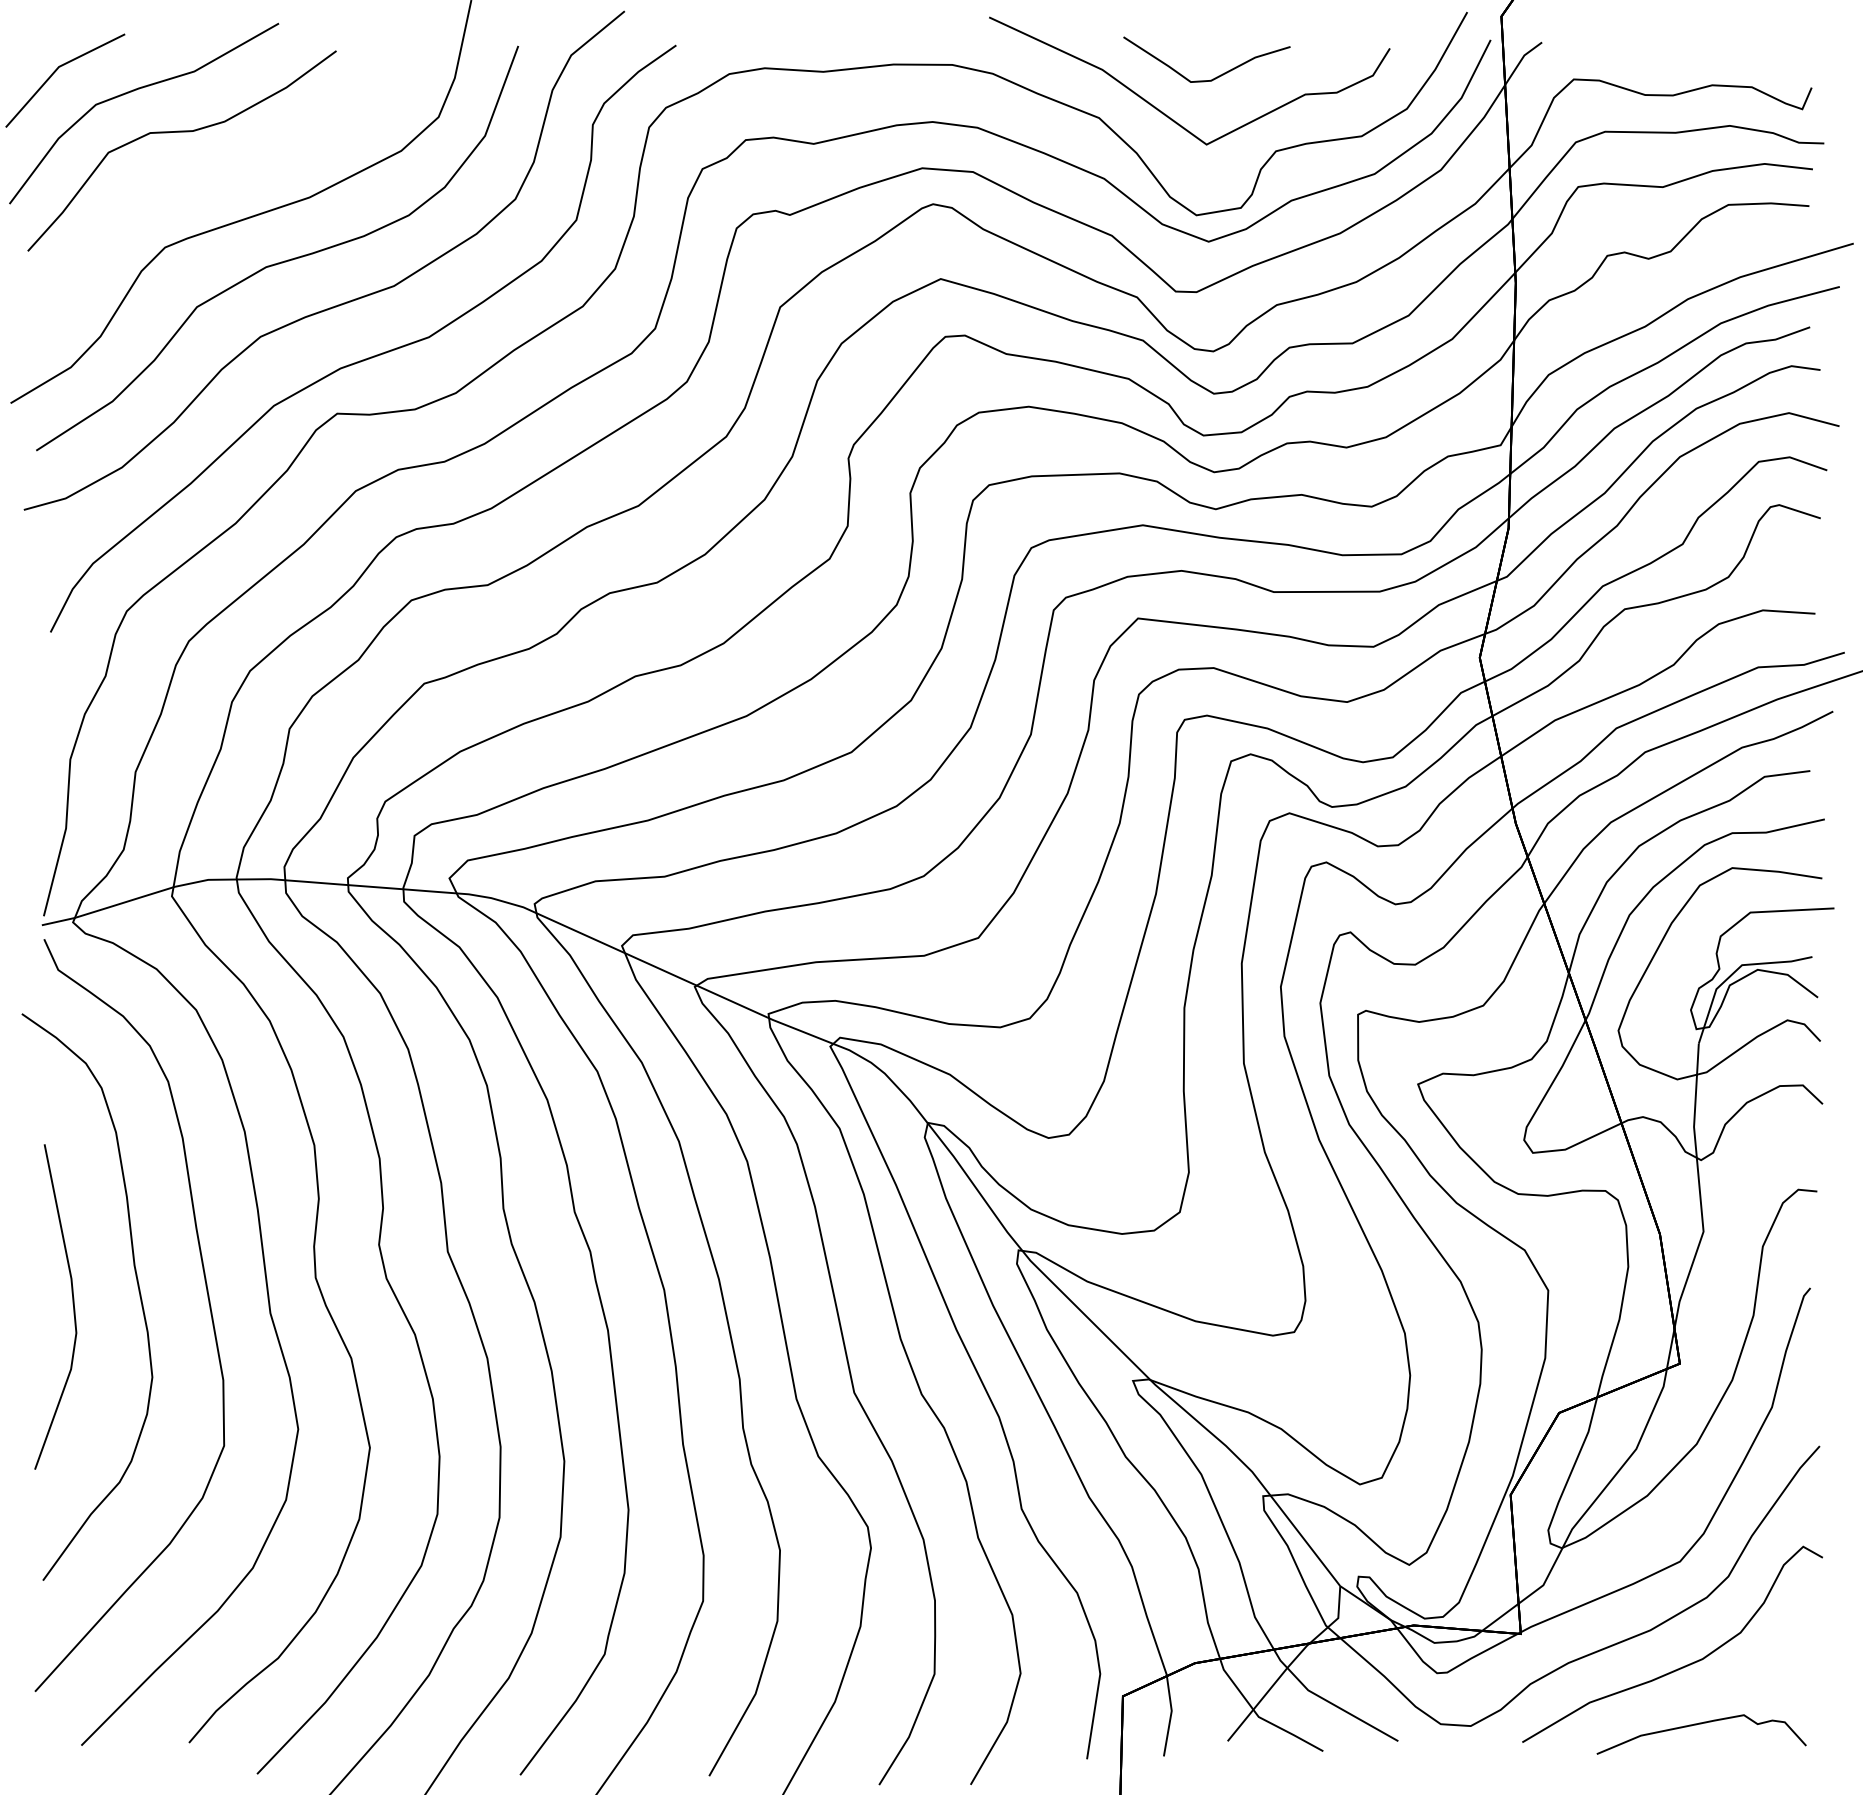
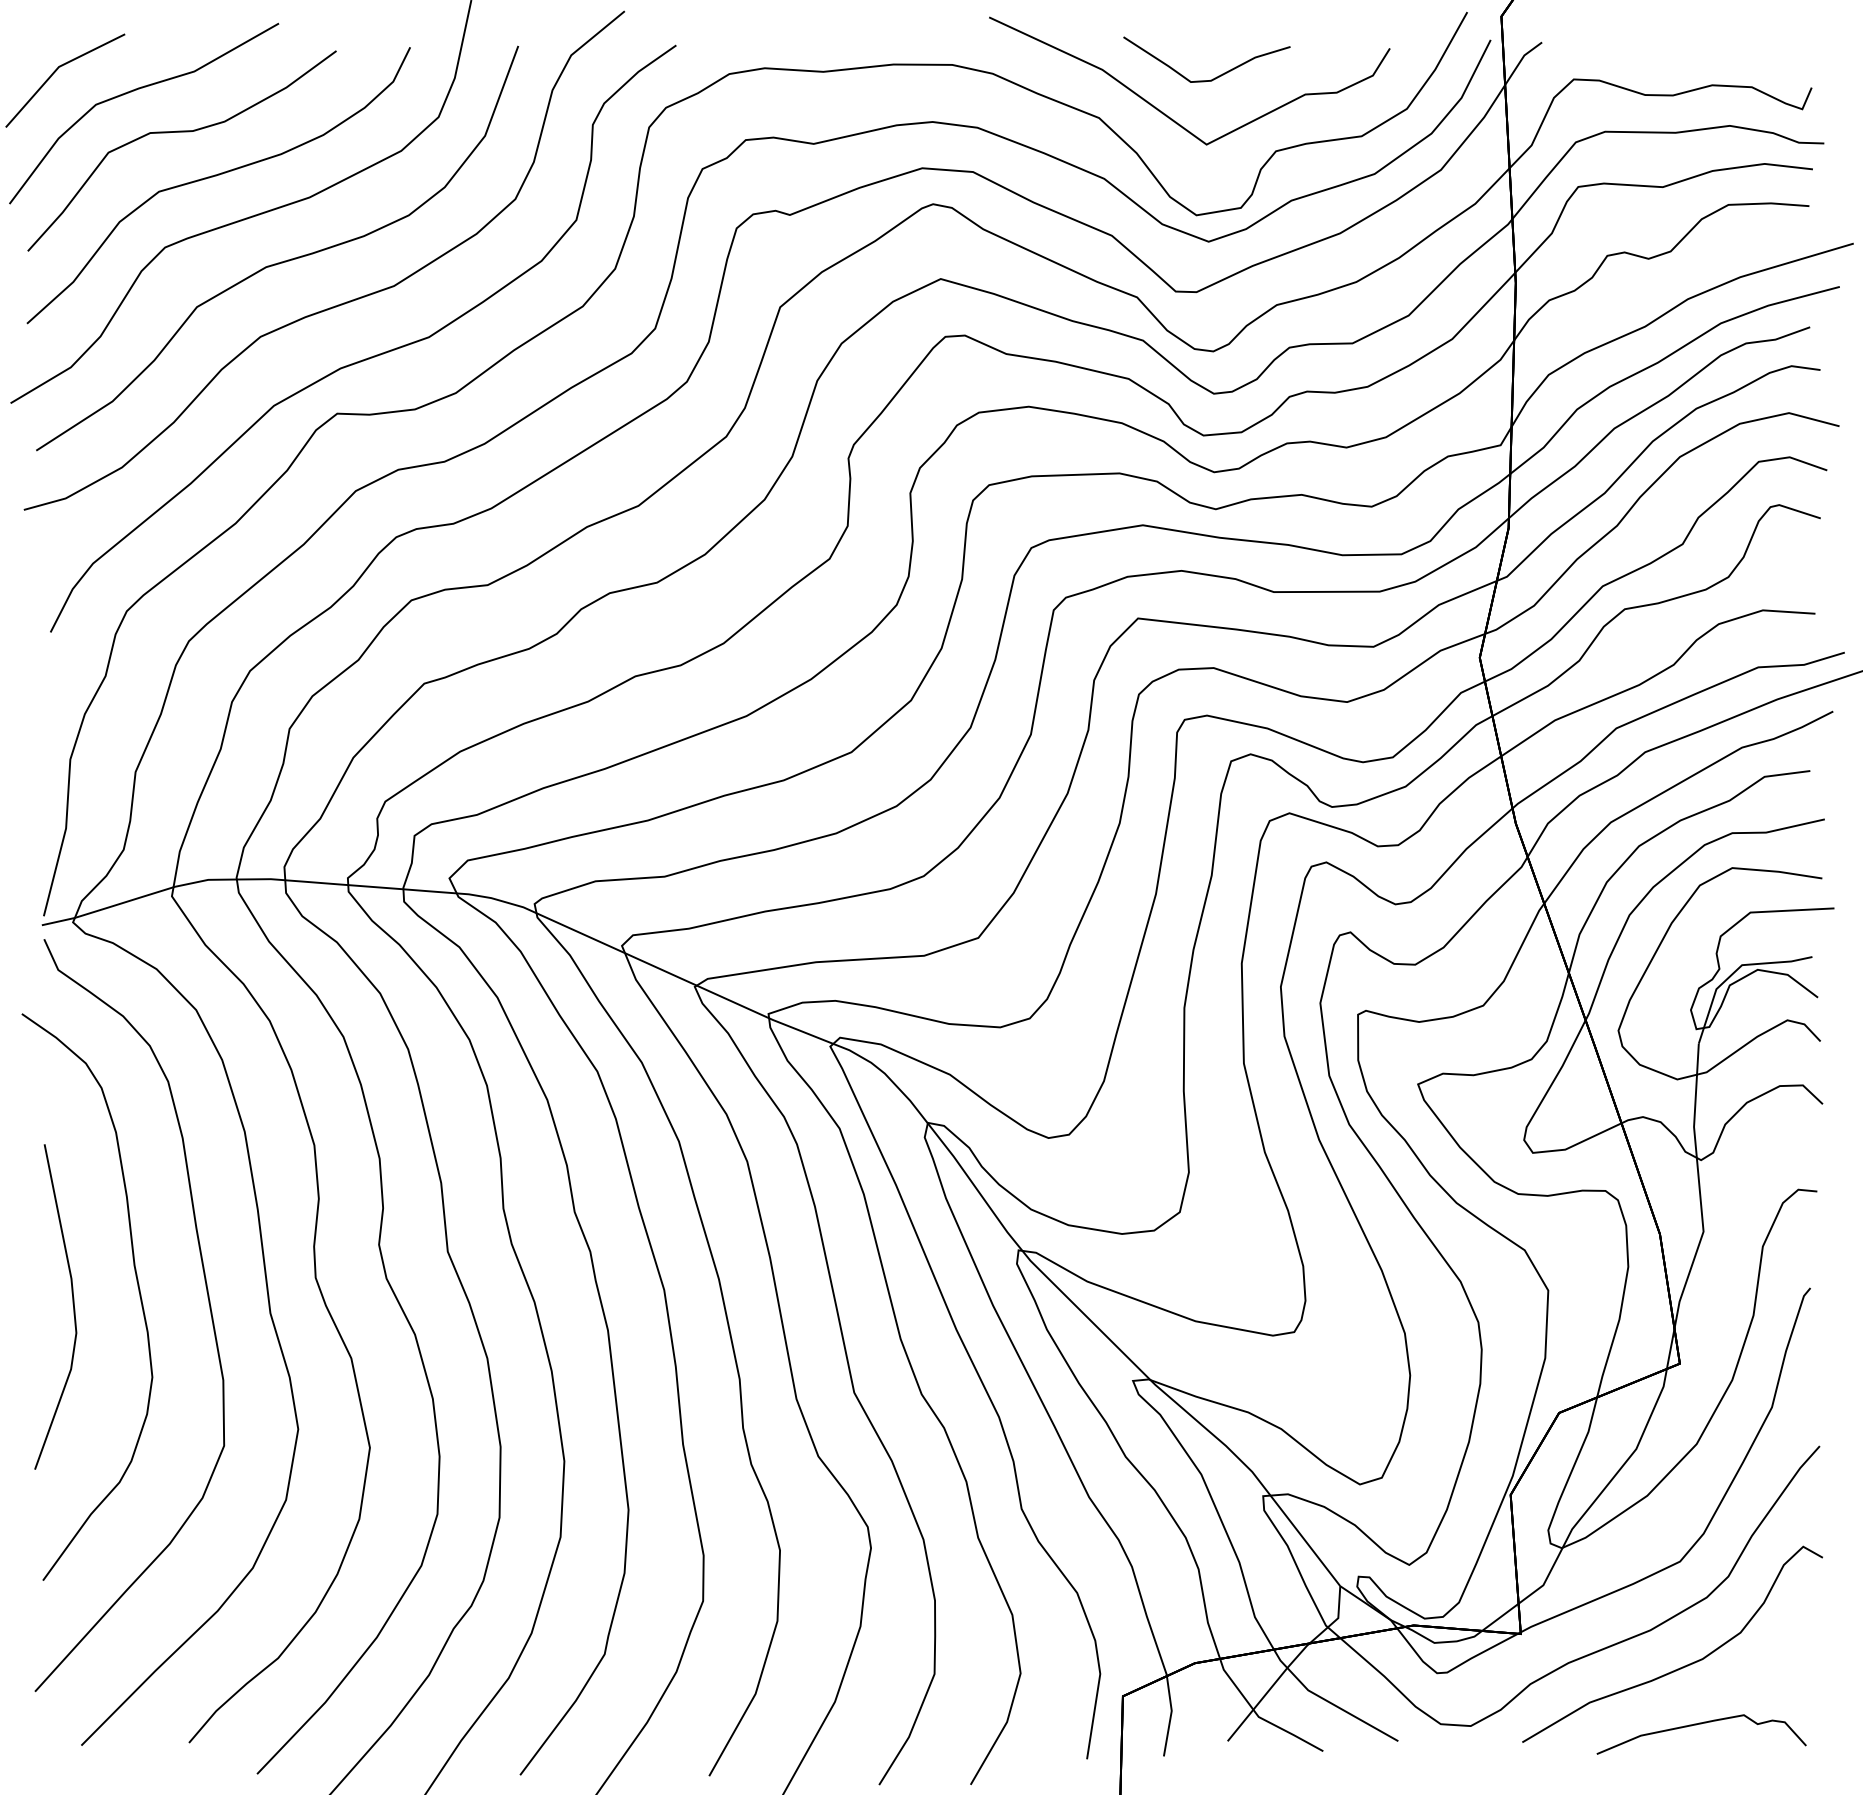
part: none -> present (216, 176)
